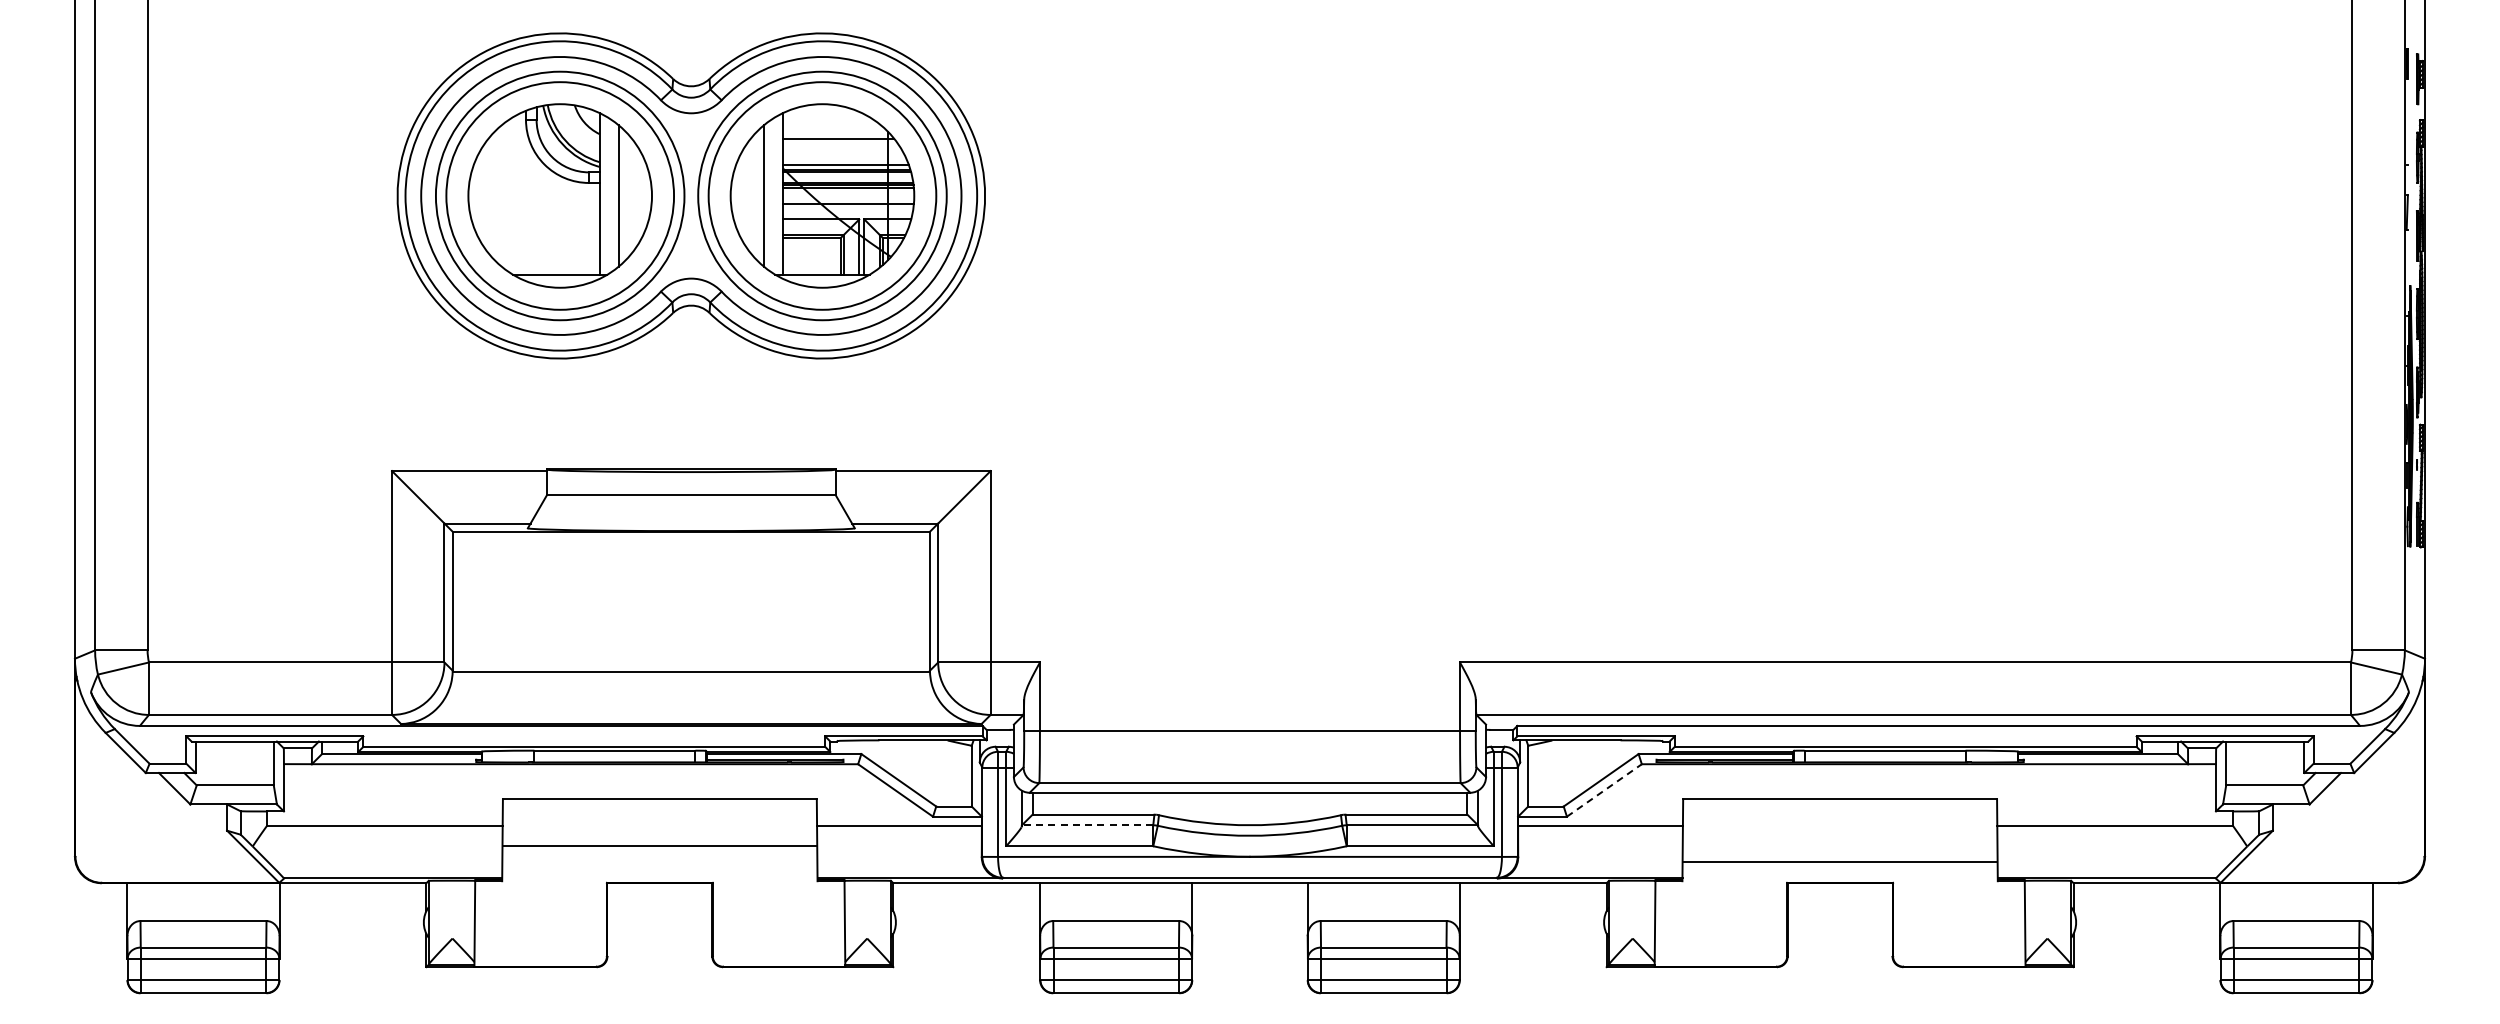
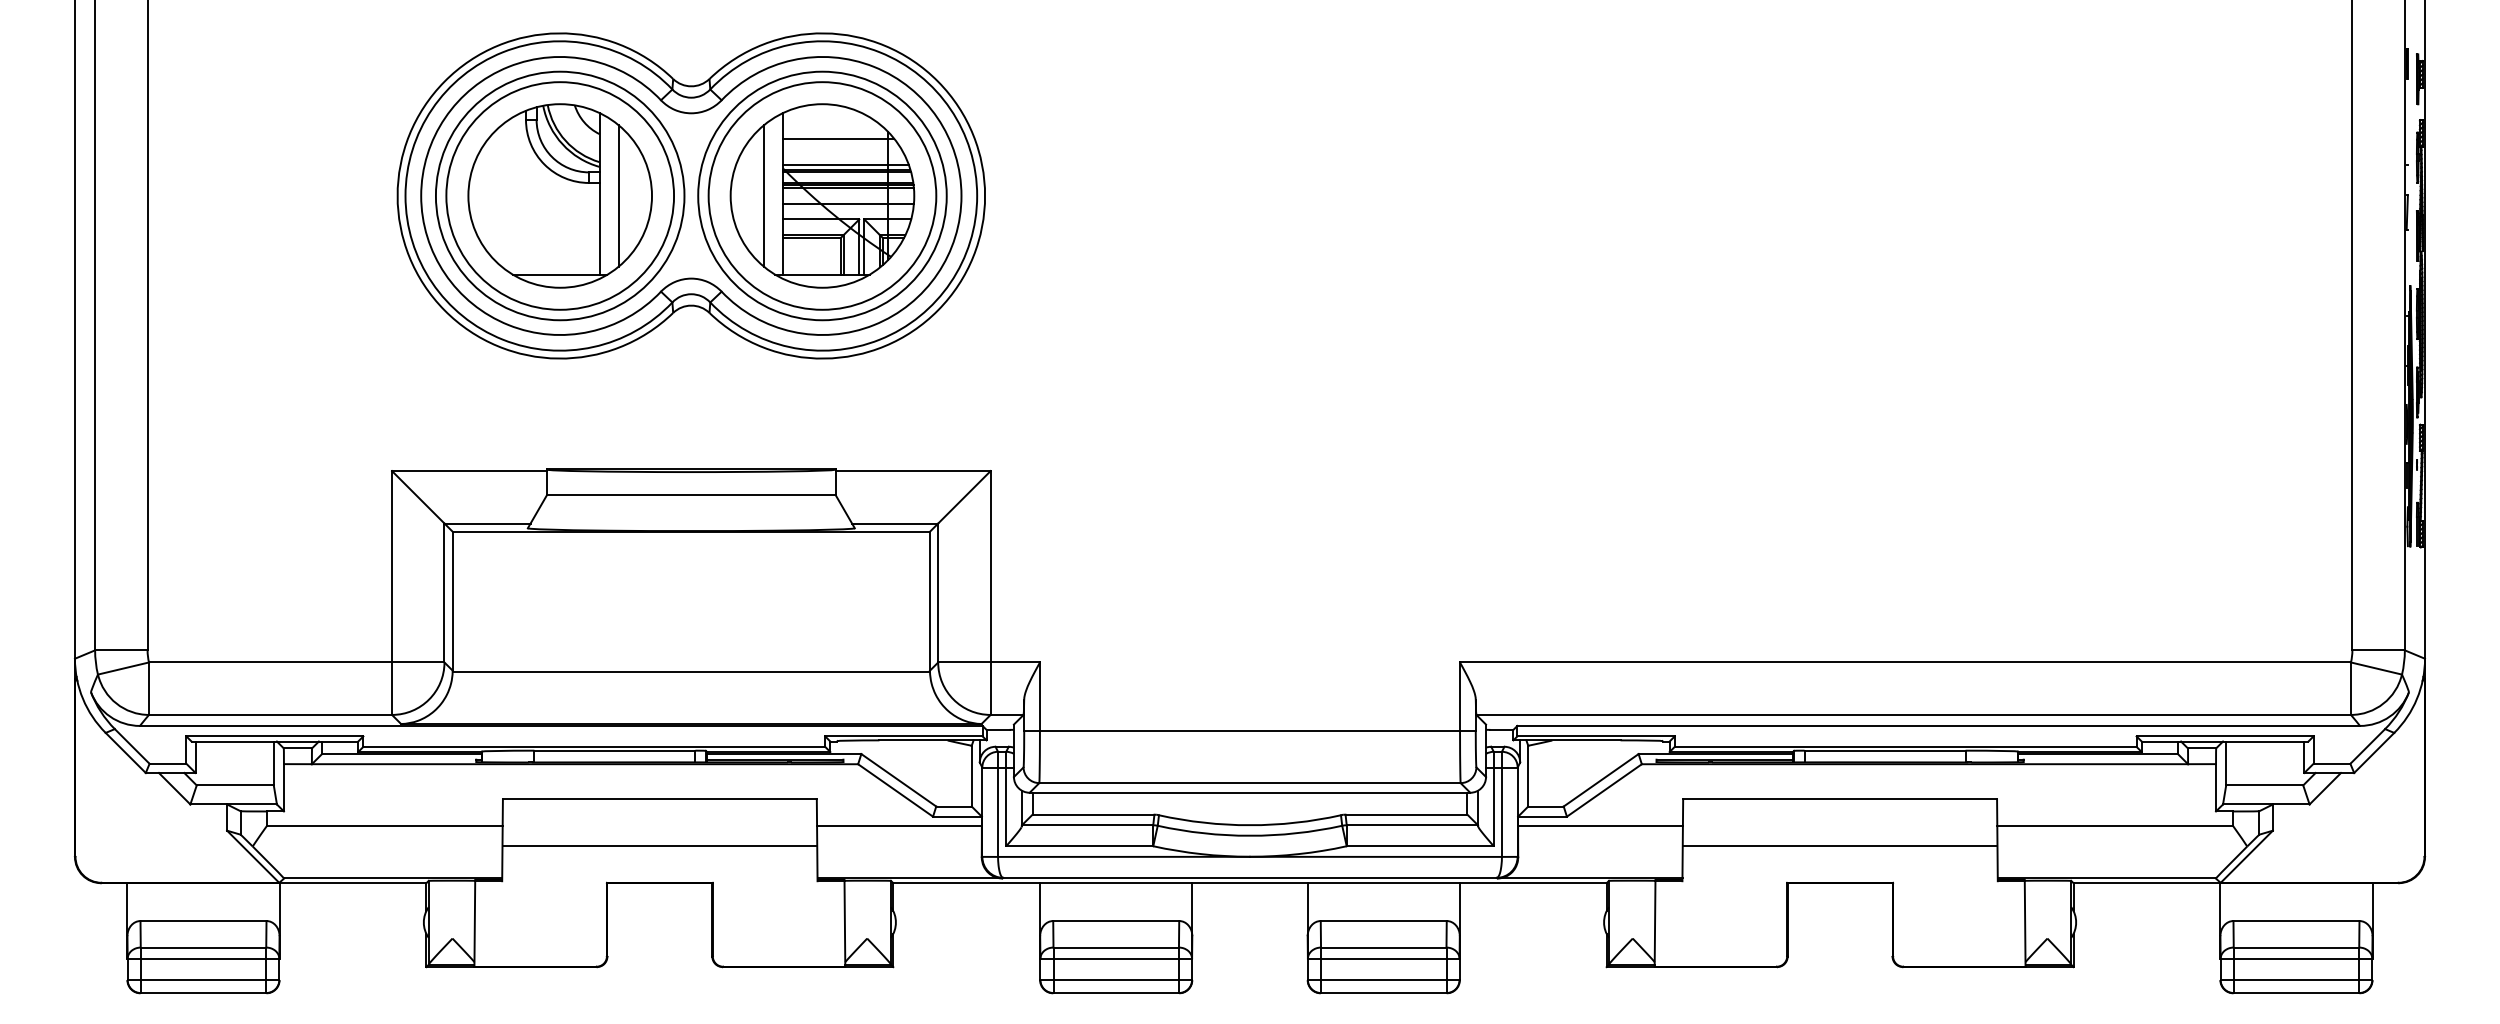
line: dashed -> solid (1604, 790)
line: dashed -> solid (1087, 825)
line position: (1839, 862) -> (1839, 846) (1839, 846)
